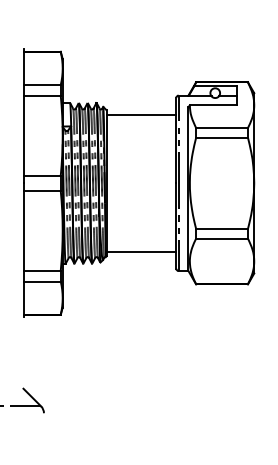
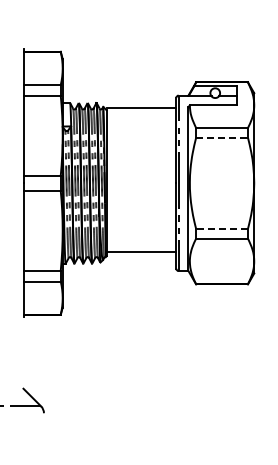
line position: (141, 115) -> (141, 108) (141, 108)
line: solid -> dashed (222, 137)
line: solid -> dashed (222, 229)
